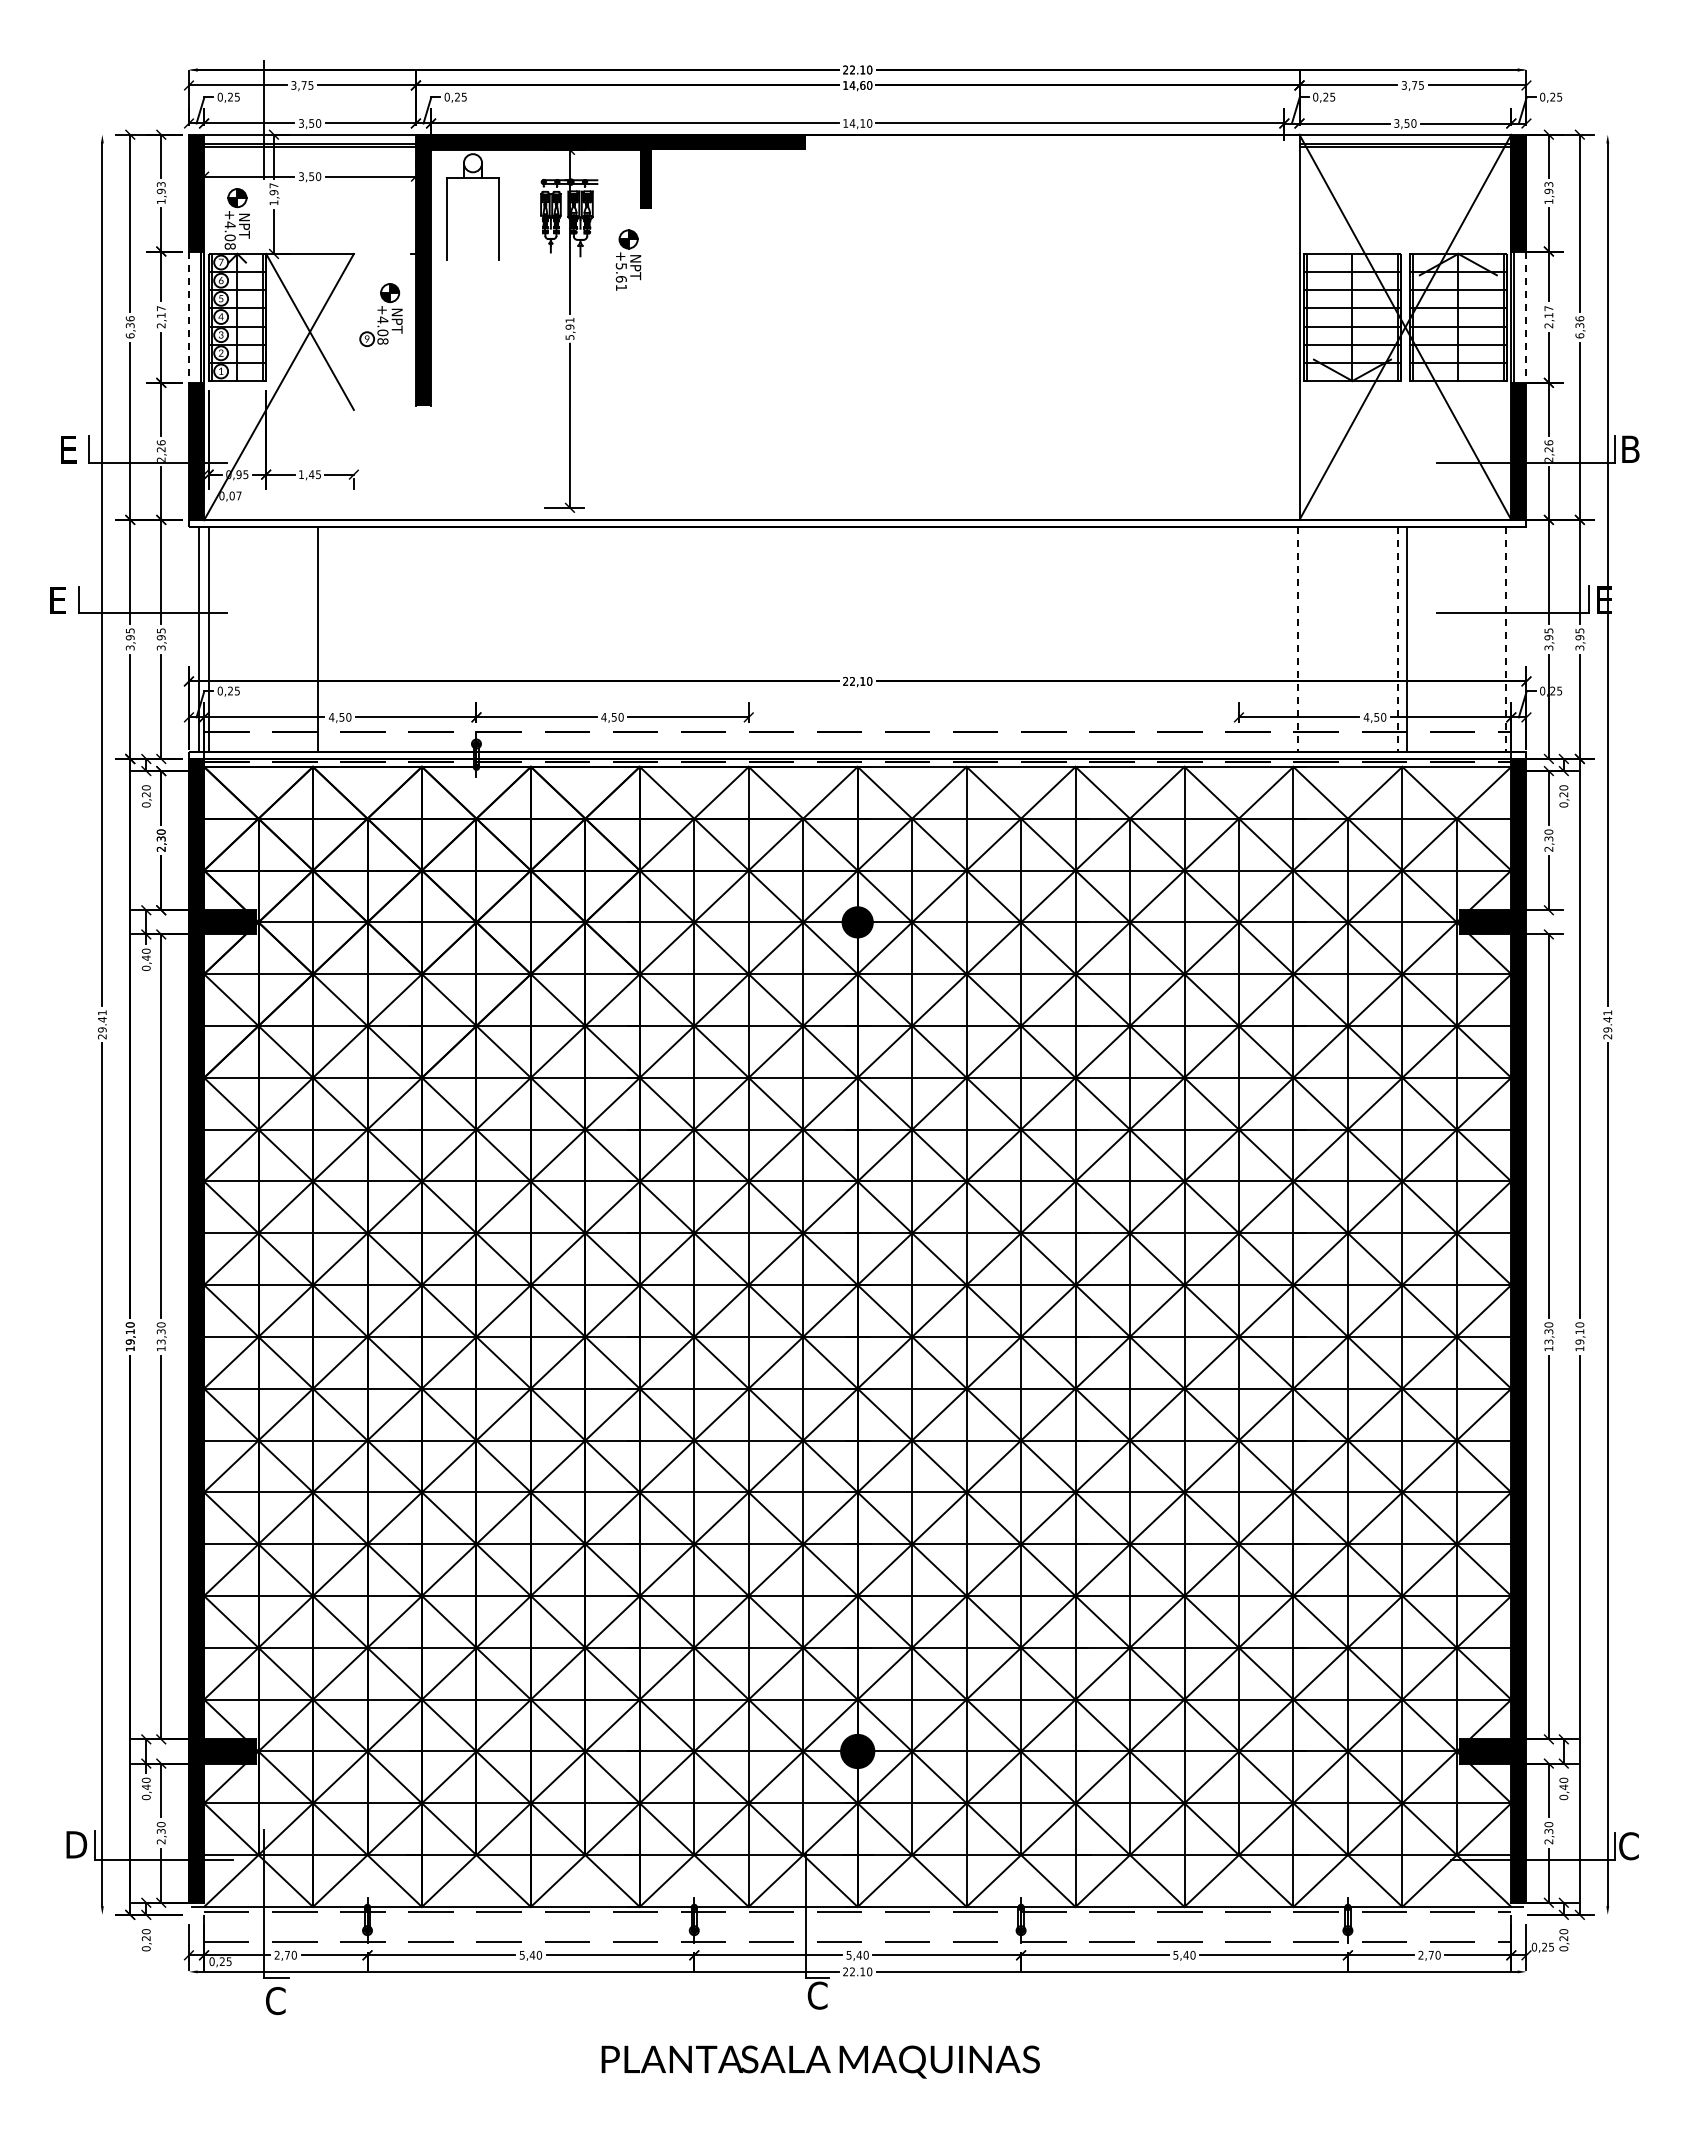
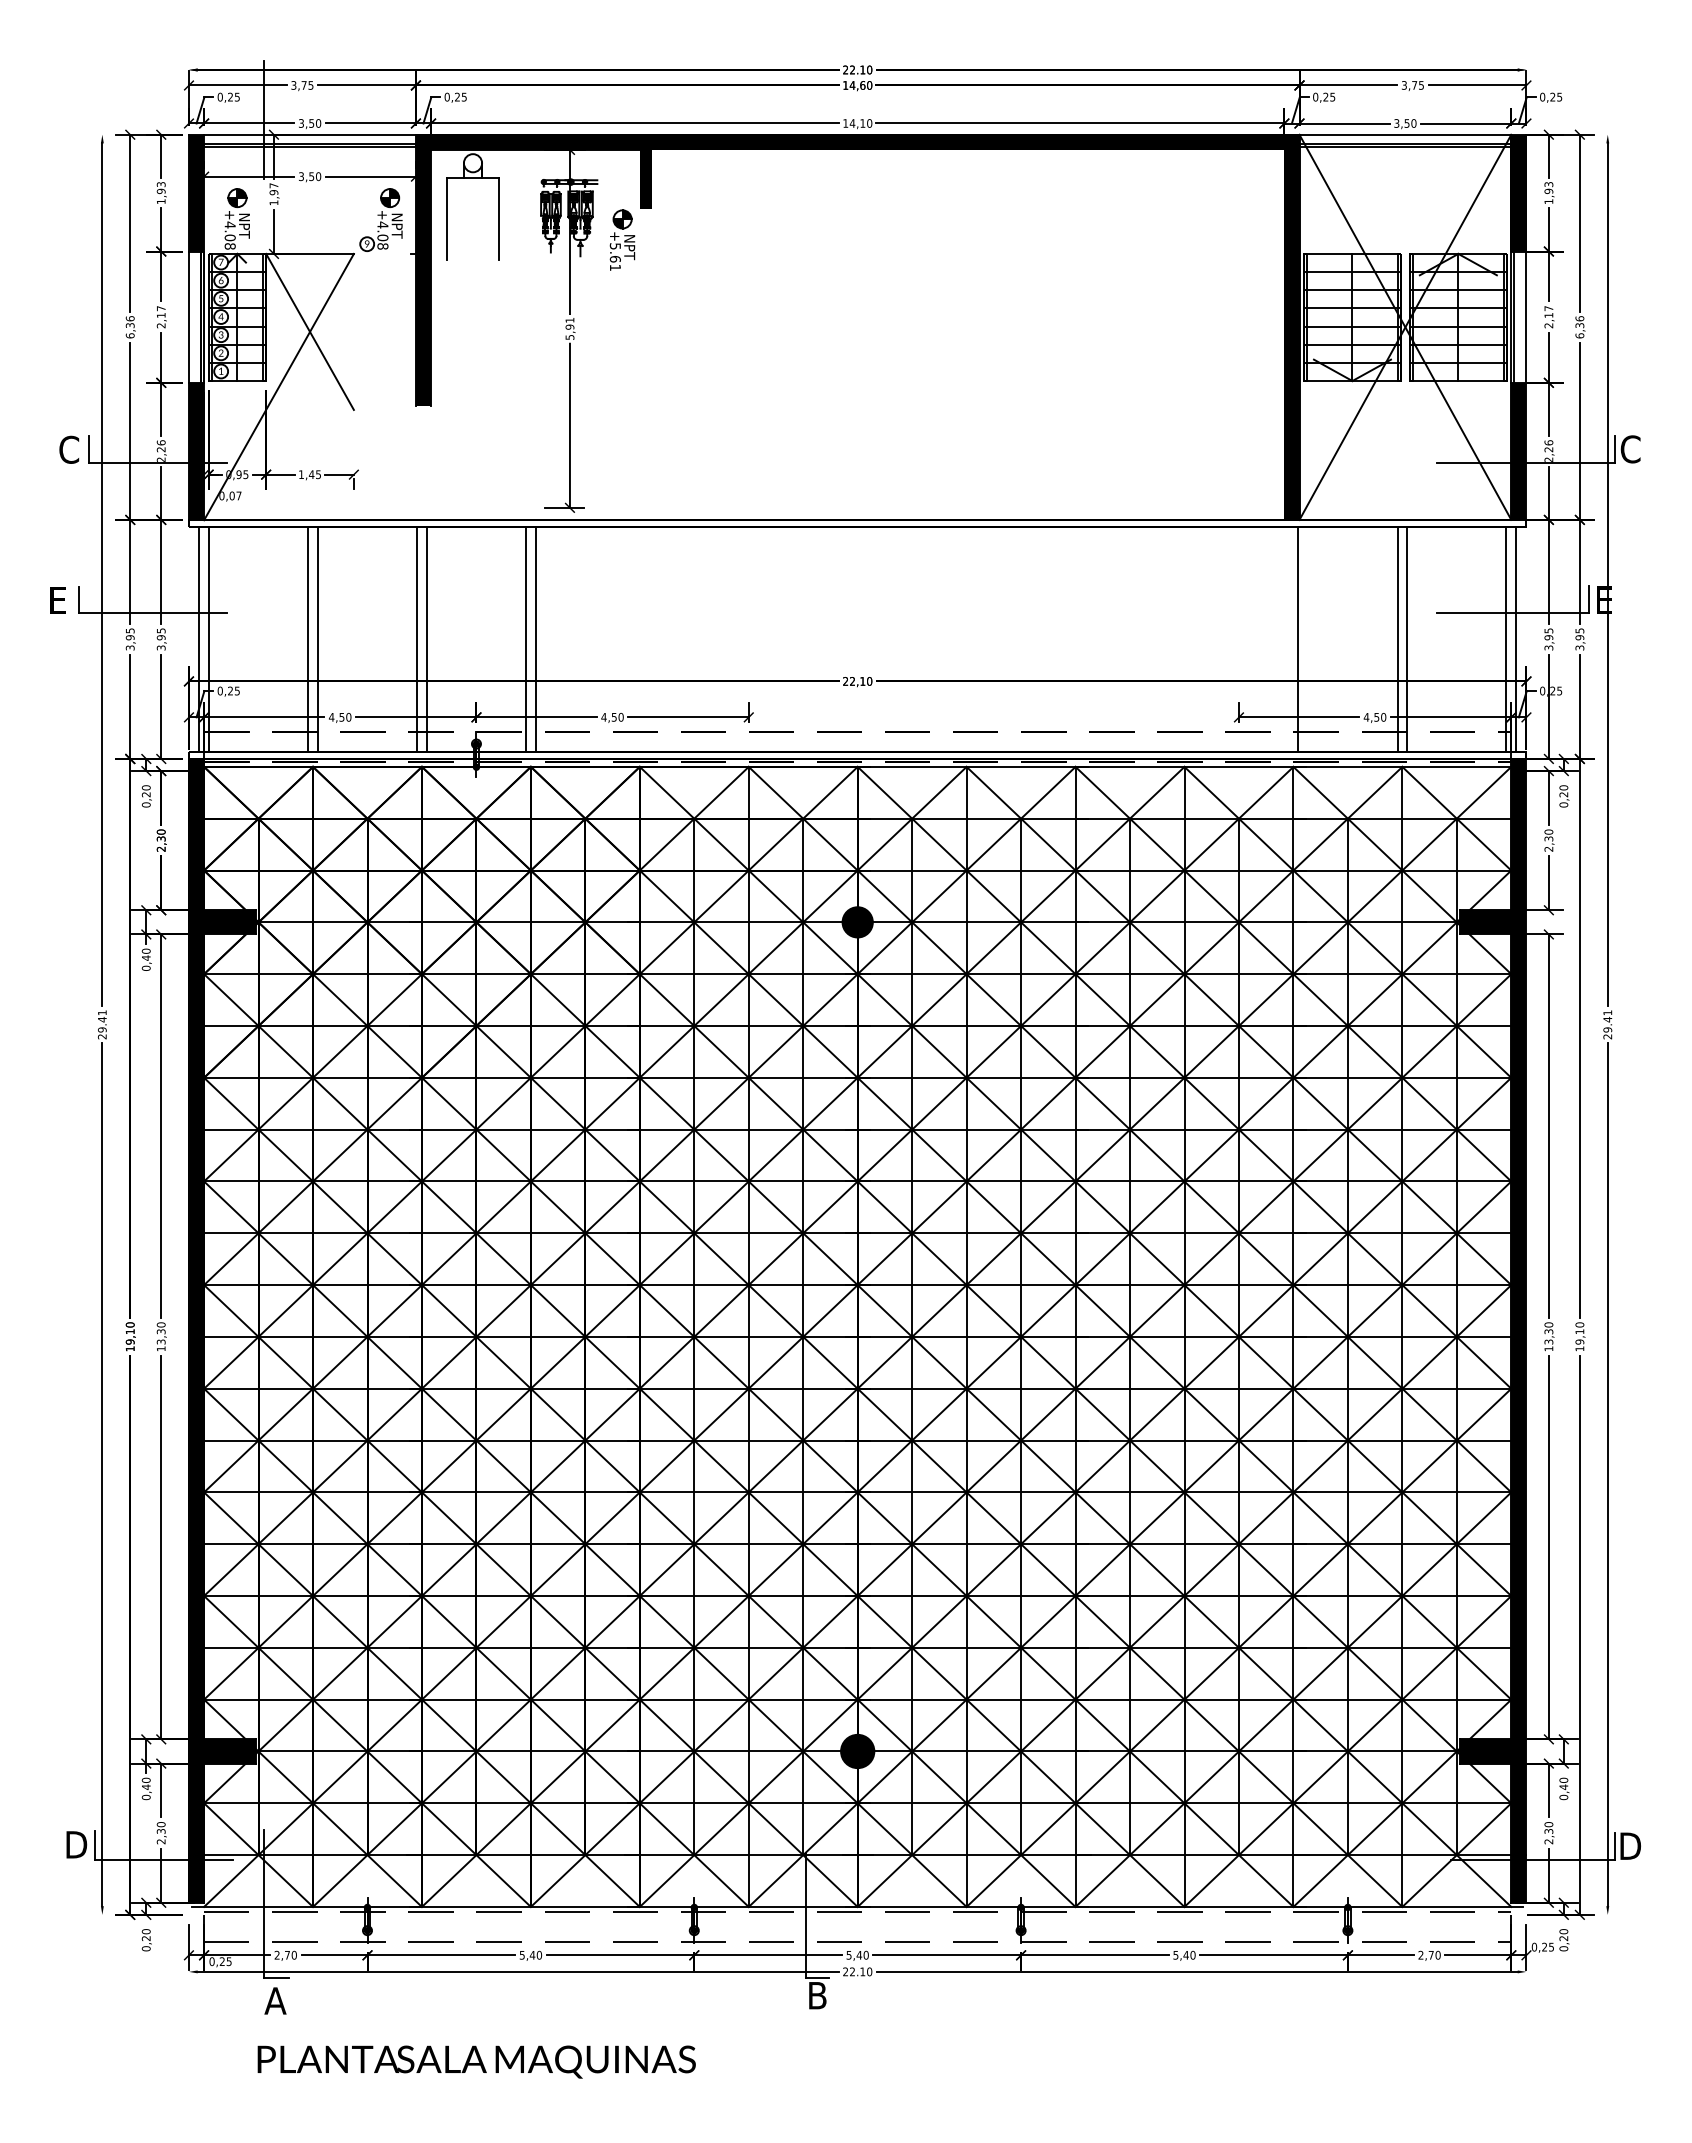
part position: (628, 259) -> (622, 239) (622, 239)
part position: (380, 314) -> (380, 219) (380, 219)
line: dashed -> solid (189, 317)
line: dashed -> solid (1526, 317)
fill: none -> present (1052, 326)
text: E -> C (69, 449)
text: B -> C (1630, 449)
line: none -> present (308, 639)
line: none -> present (417, 639)
line: none -> present (426, 639)
line: none -> present (526, 639)
line: none -> present (535, 639)
line: dashed -> solid (1298, 639)
line: dashed -> solid (1397, 639)
line: dashed -> solid (1506, 639)
line: none -> present (1516, 639)
text: C -> D (1630, 1846)
text: C -> B (817, 1995)
text: C -> A (275, 2001)
text position: (820, 2061) -> (476, 2061) (476, 2061)
